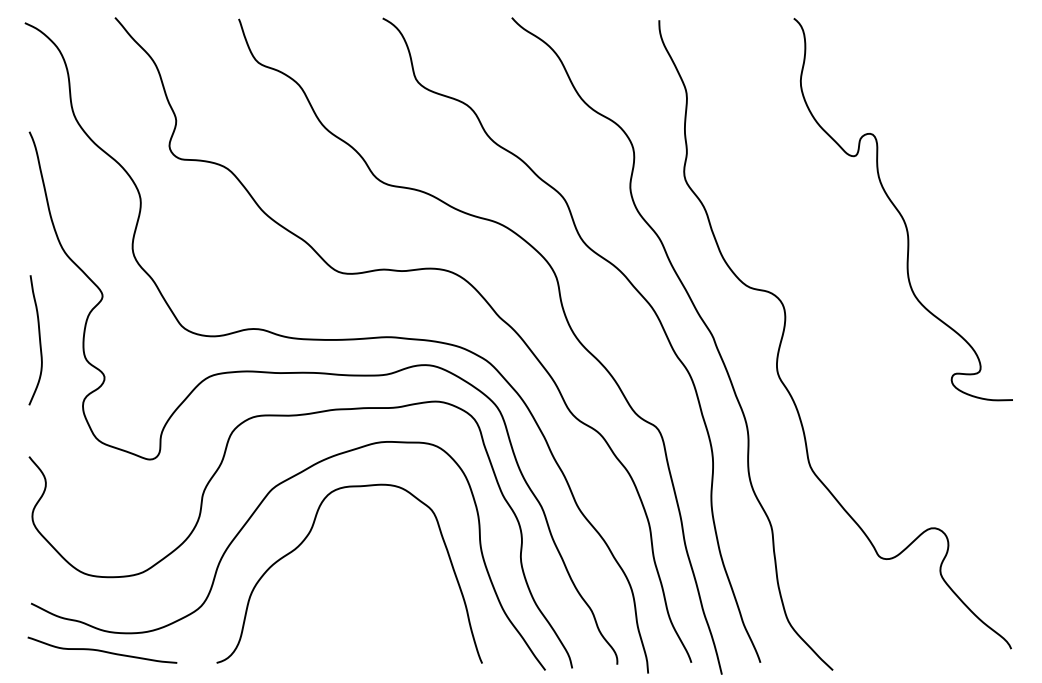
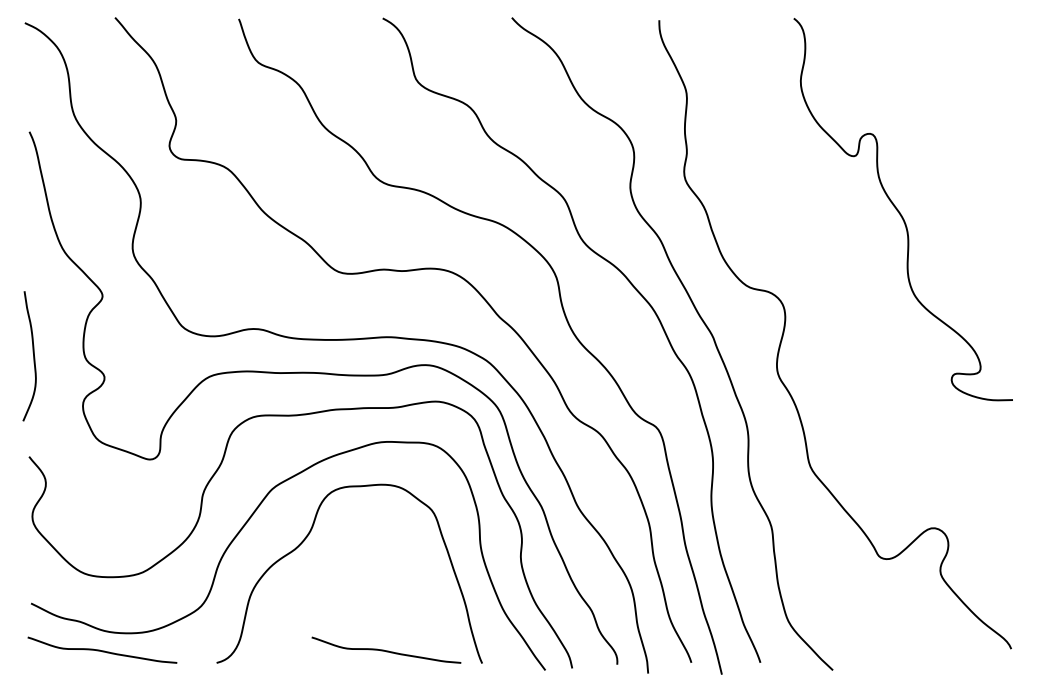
curve position: (39, 340) -> (33, 356) (33, 356)
curve: none -> present (386, 650)
